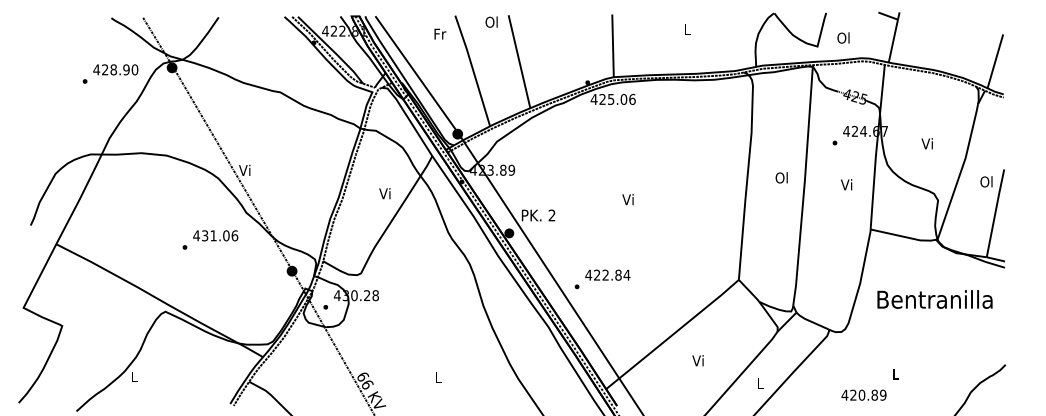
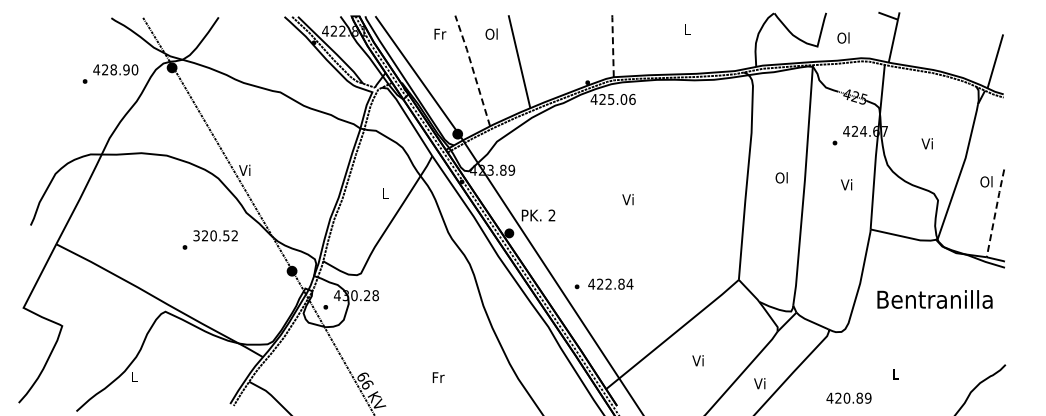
text position: (491, 21) -> (491, 33) (491, 33)
line: solid -> dashed (613, 44)
line: solid -> dashed (473, 70)
text: Vi -> L (384, 193)
line: solid -> dashed (995, 213)
text: 431.06 -> 320.52 (215, 235)
text position: (607, 274) -> (610, 283) (610, 283)
text: L -> Fr (438, 377)
text: L -> Vi (759, 383)
text position: (863, 394) -> (848, 397) (848, 397)
